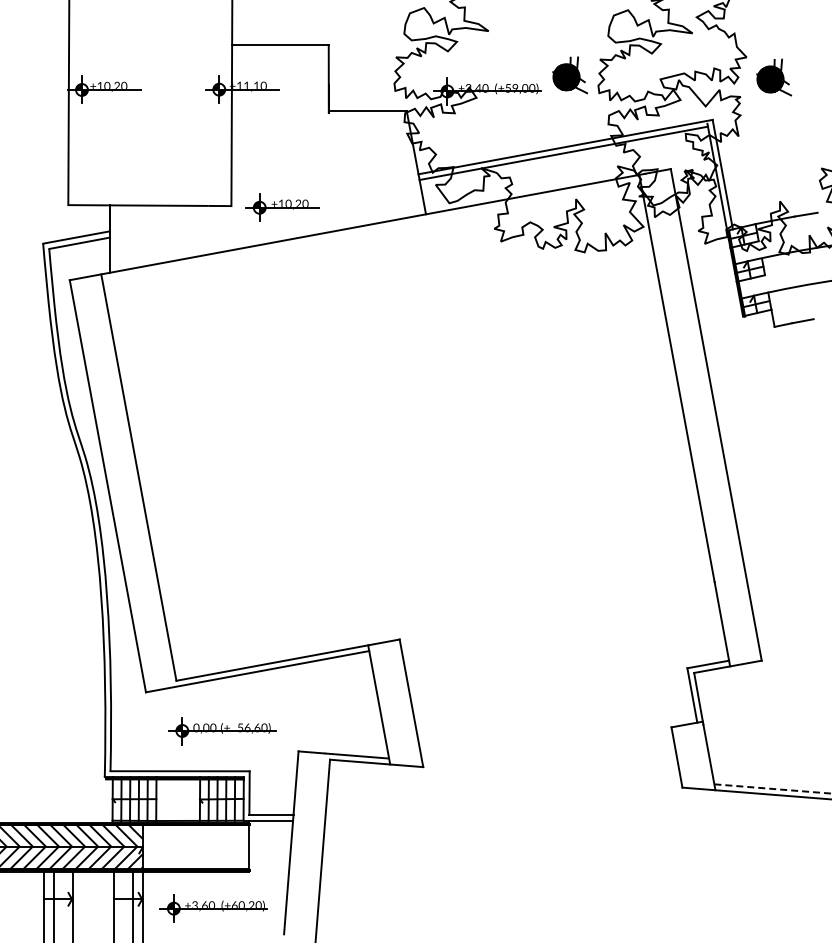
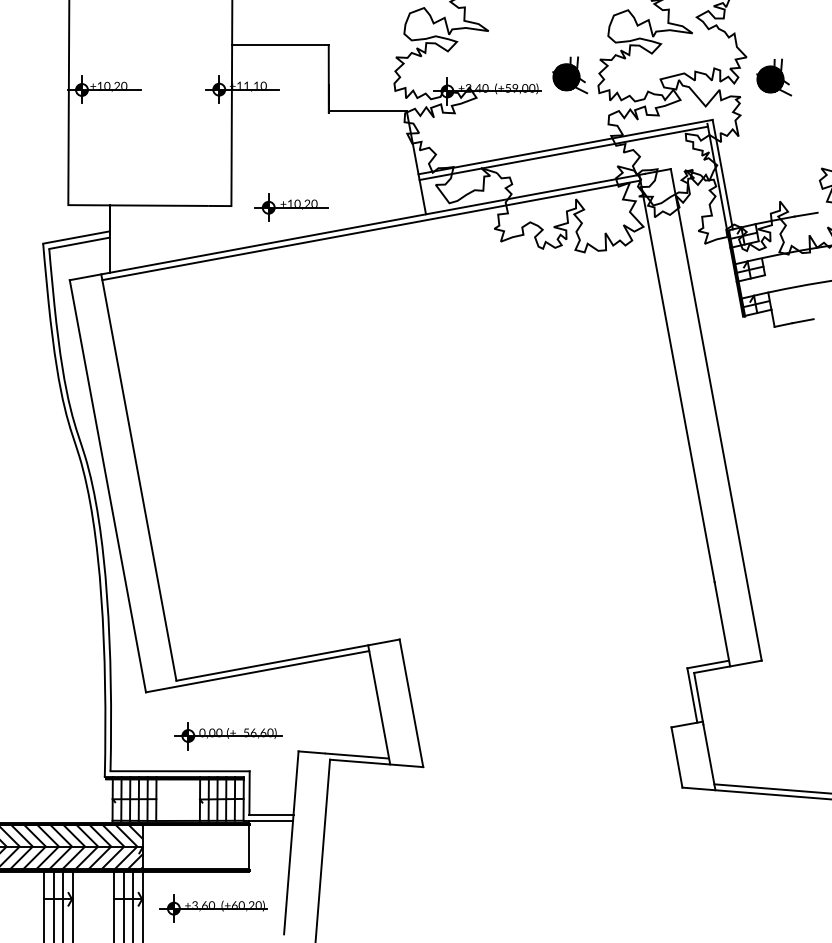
part position: (282, 207) -> (291, 207) (291, 207)
line: none -> present (371, 230)
part position: (222, 731) -> (228, 736) (228, 736)
line: dashed -> solid (773, 788)
line: none -> present (63, 905)
line: none -> present (123, 905)
